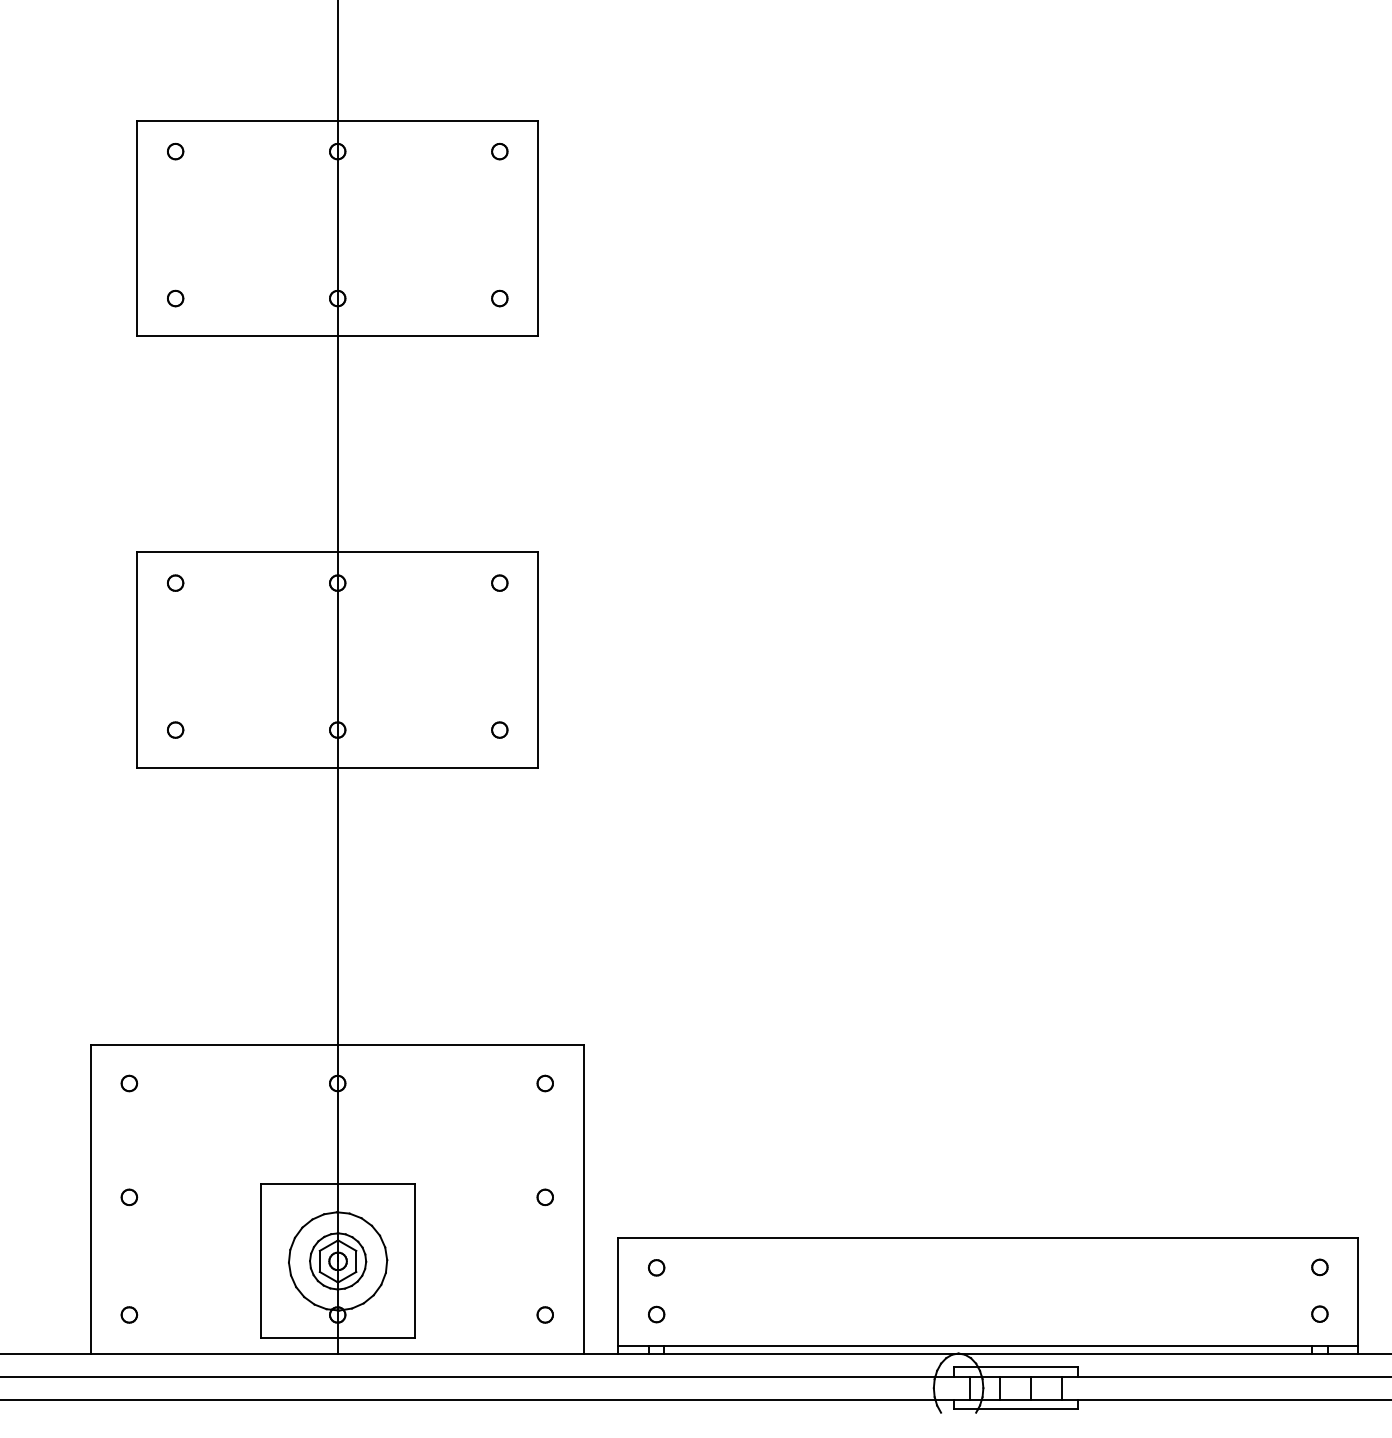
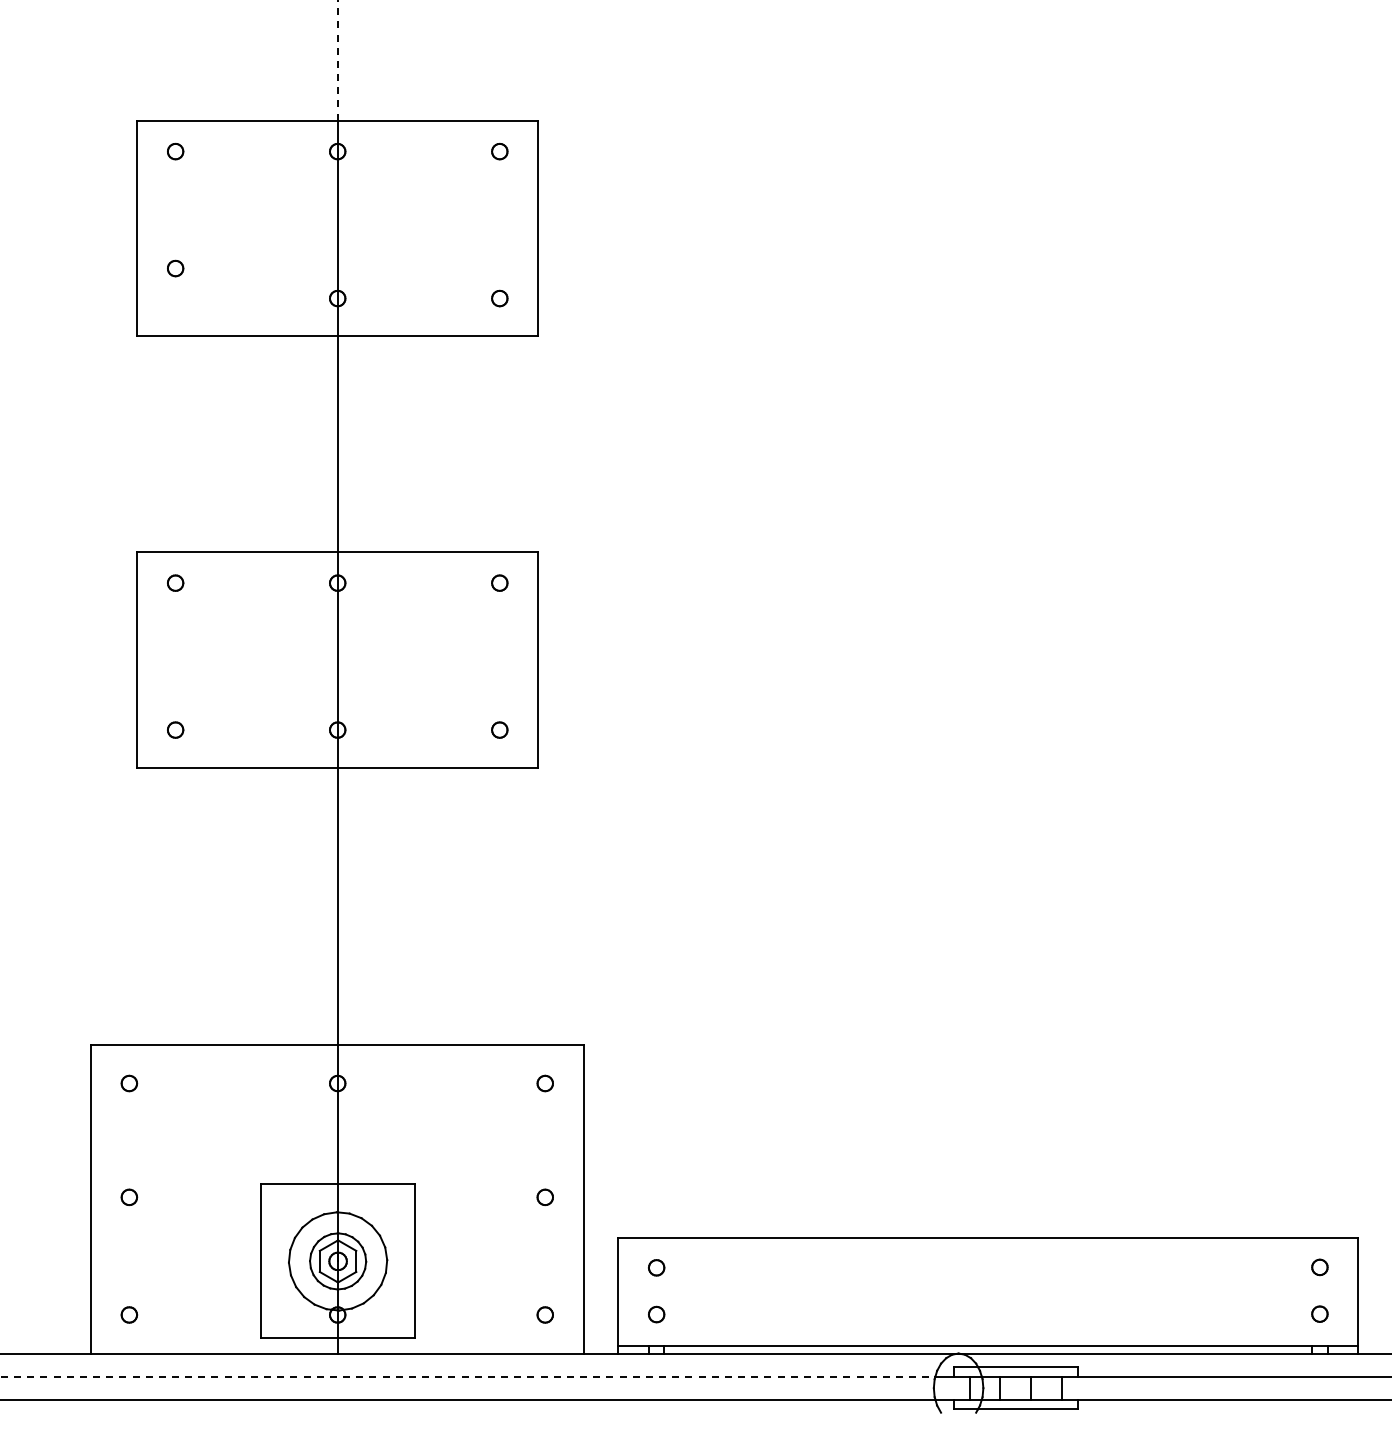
line: solid -> dashed (337, 60)
part position: (175, 298) -> (175, 268) (175, 268)
line: solid -> dashed (468, 1376)
